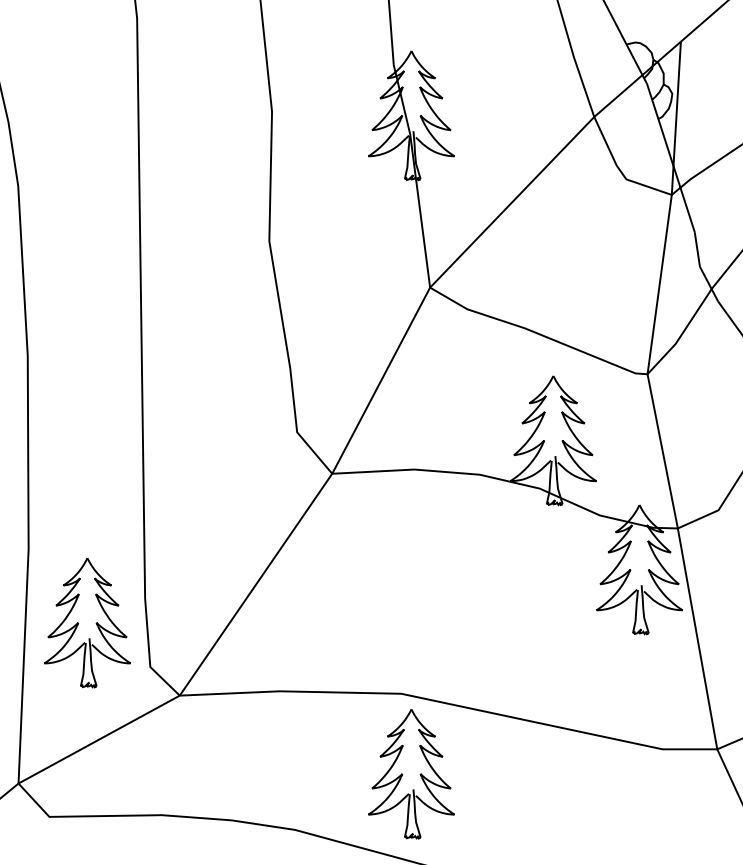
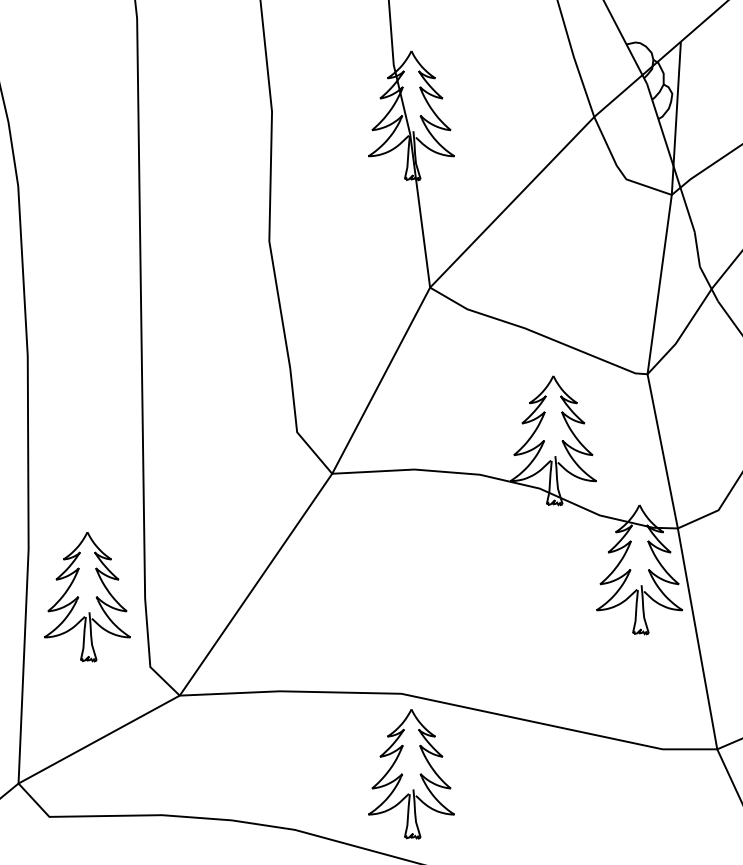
part position: (87, 623) -> (87, 597) (87, 597)
